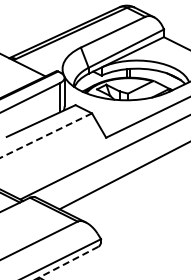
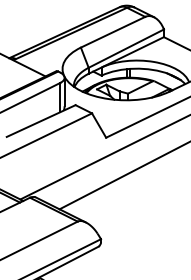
line: dashed -> solid (46, 135)
line: dashed -> solid (66, 263)
